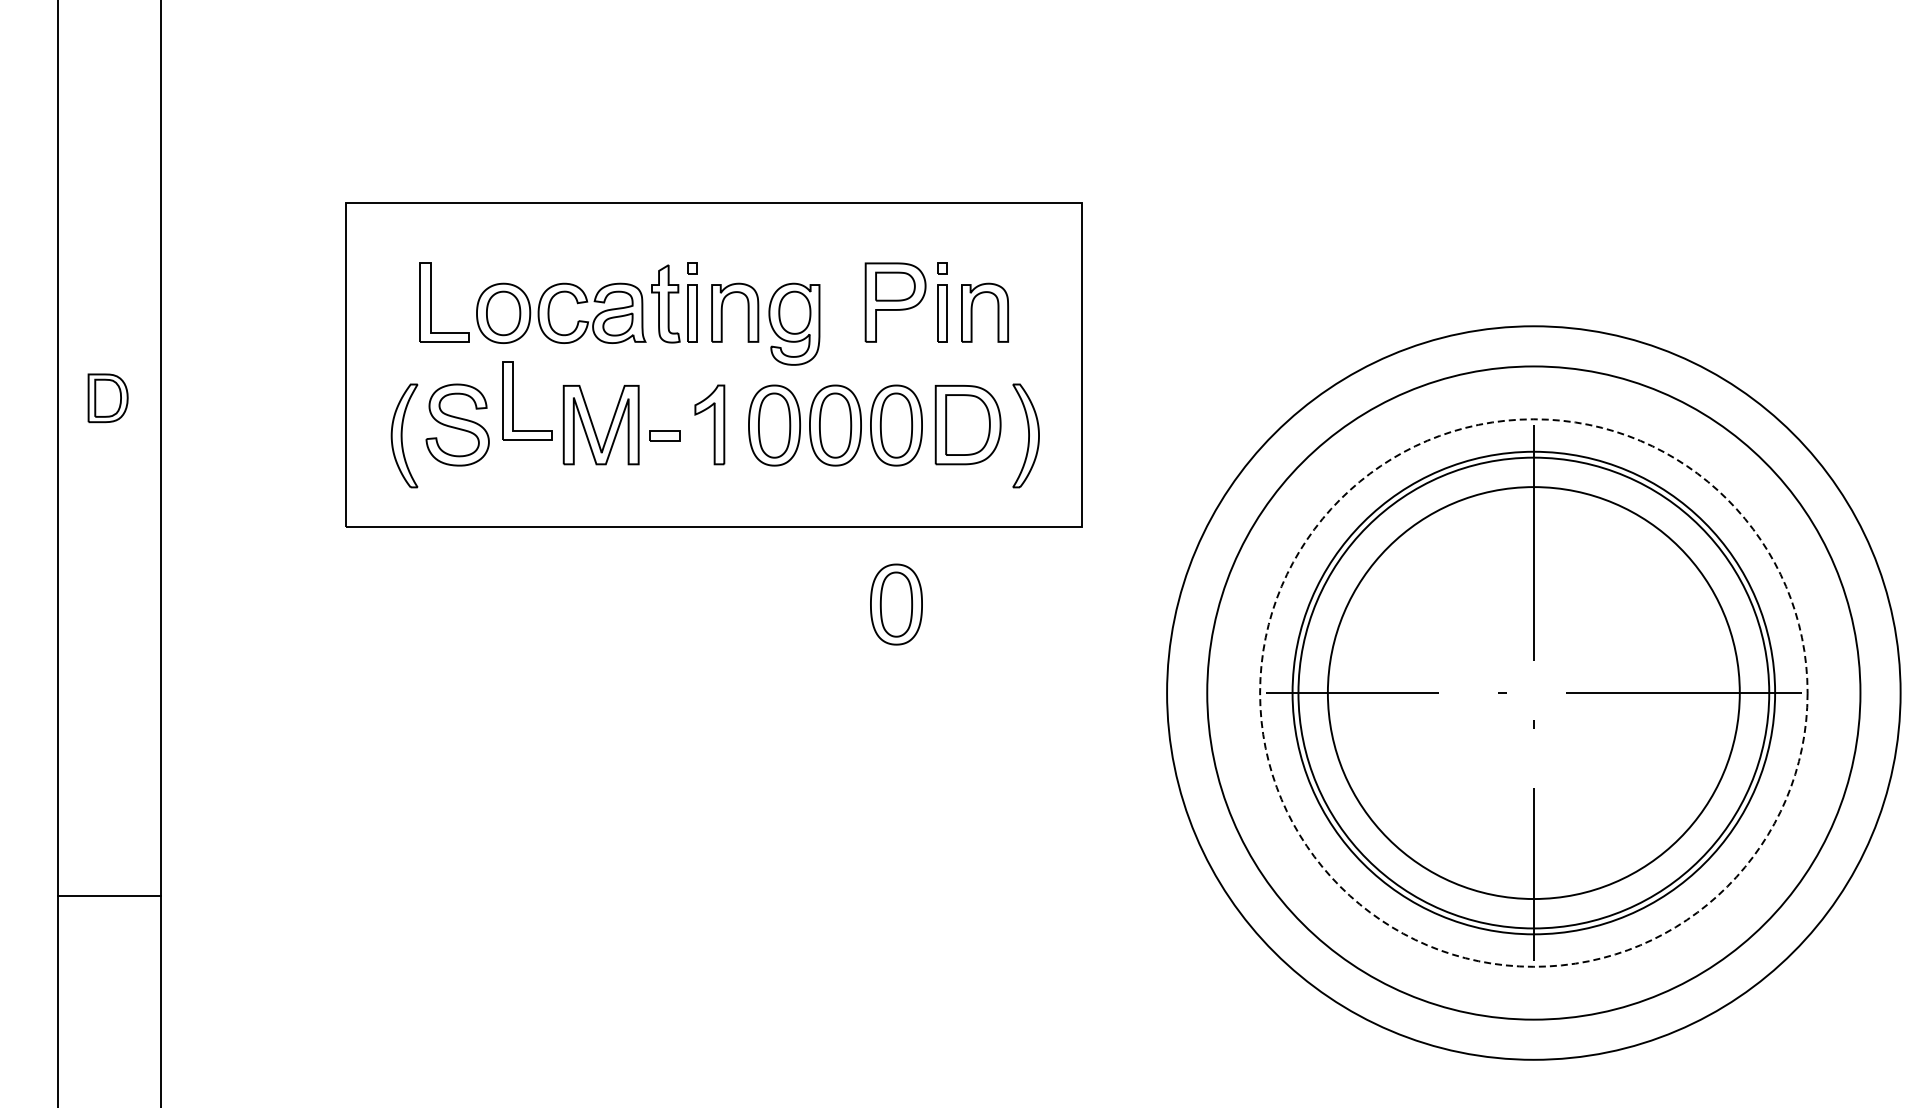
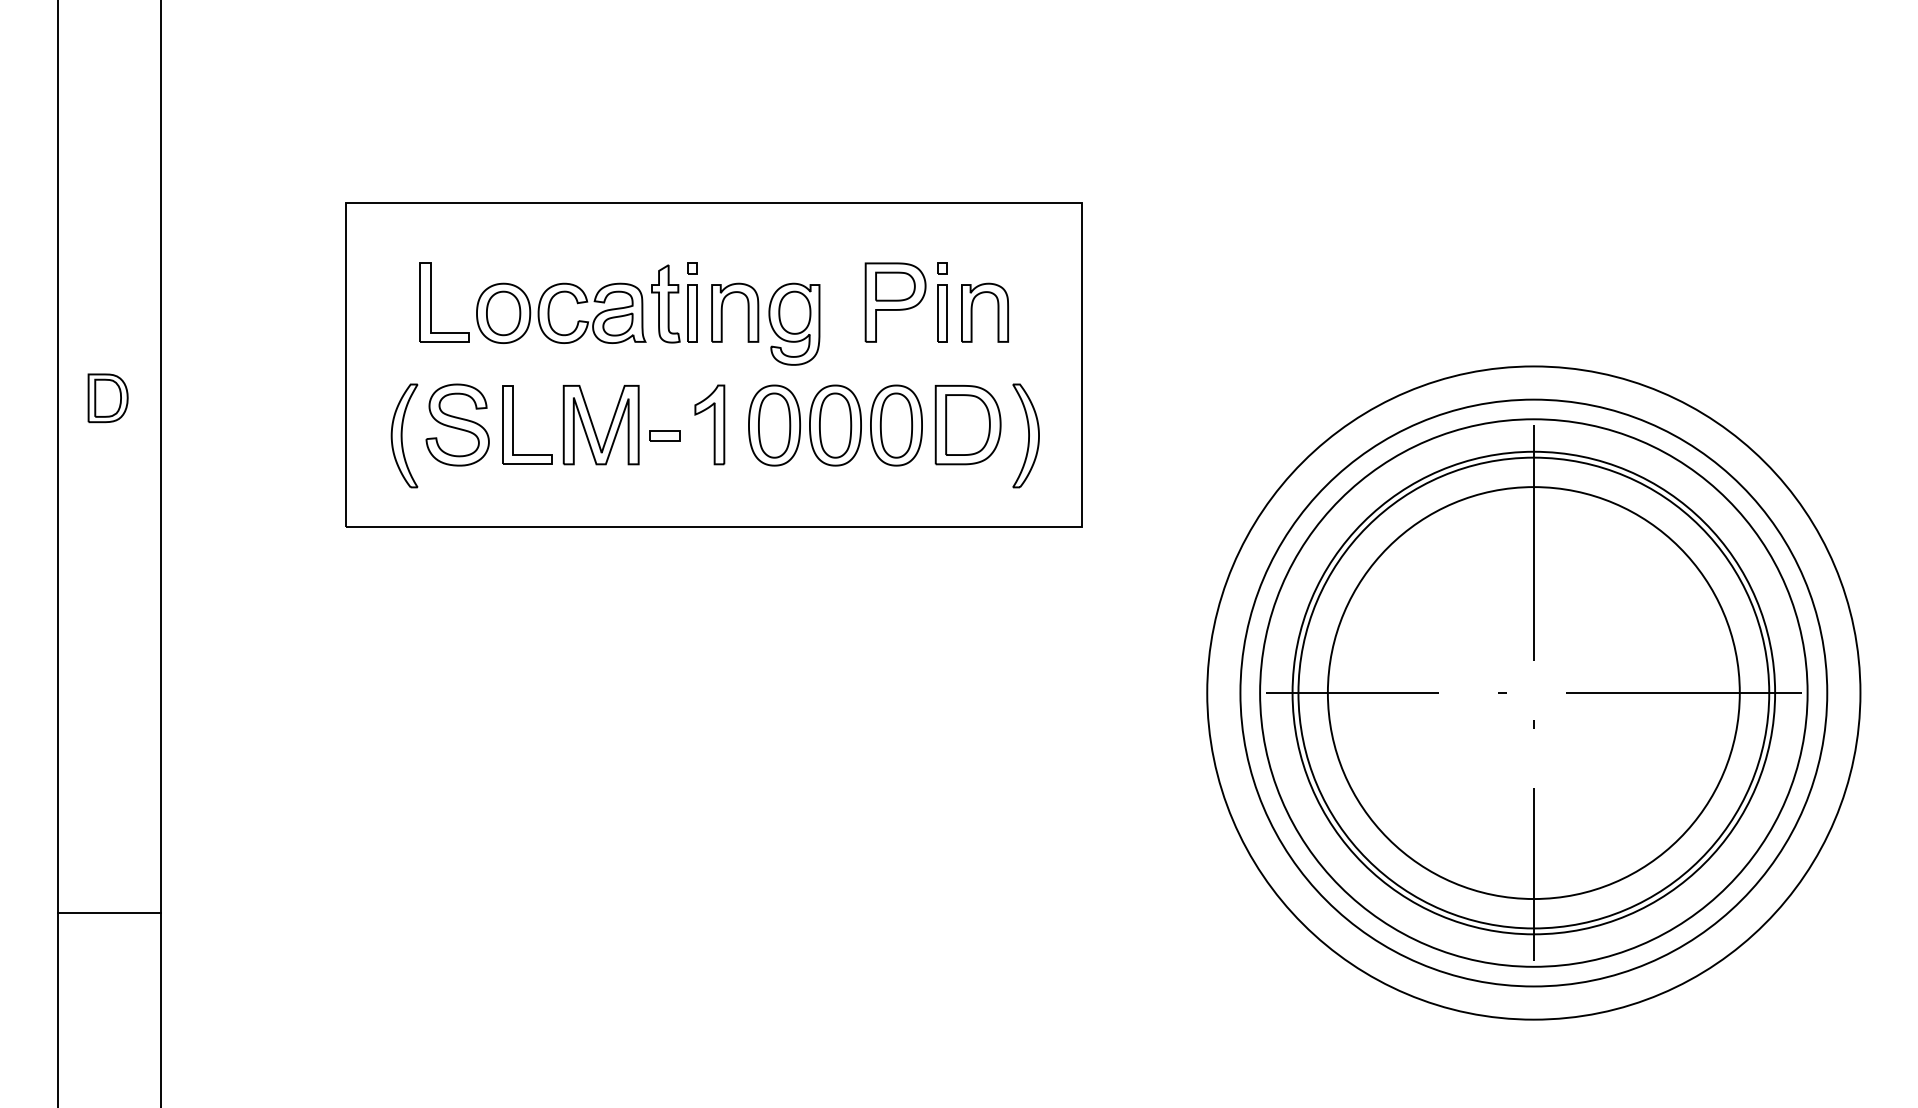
part position: (513, 400) -> (513, 424) (513, 424)
part: present -> none (896, 604)
circle diameter: 734 px -> 587 px (1533, 692)
circle: dashed -> solid (1533, 692)
line position: (108, 896) -> (108, 913) (108, 913)
